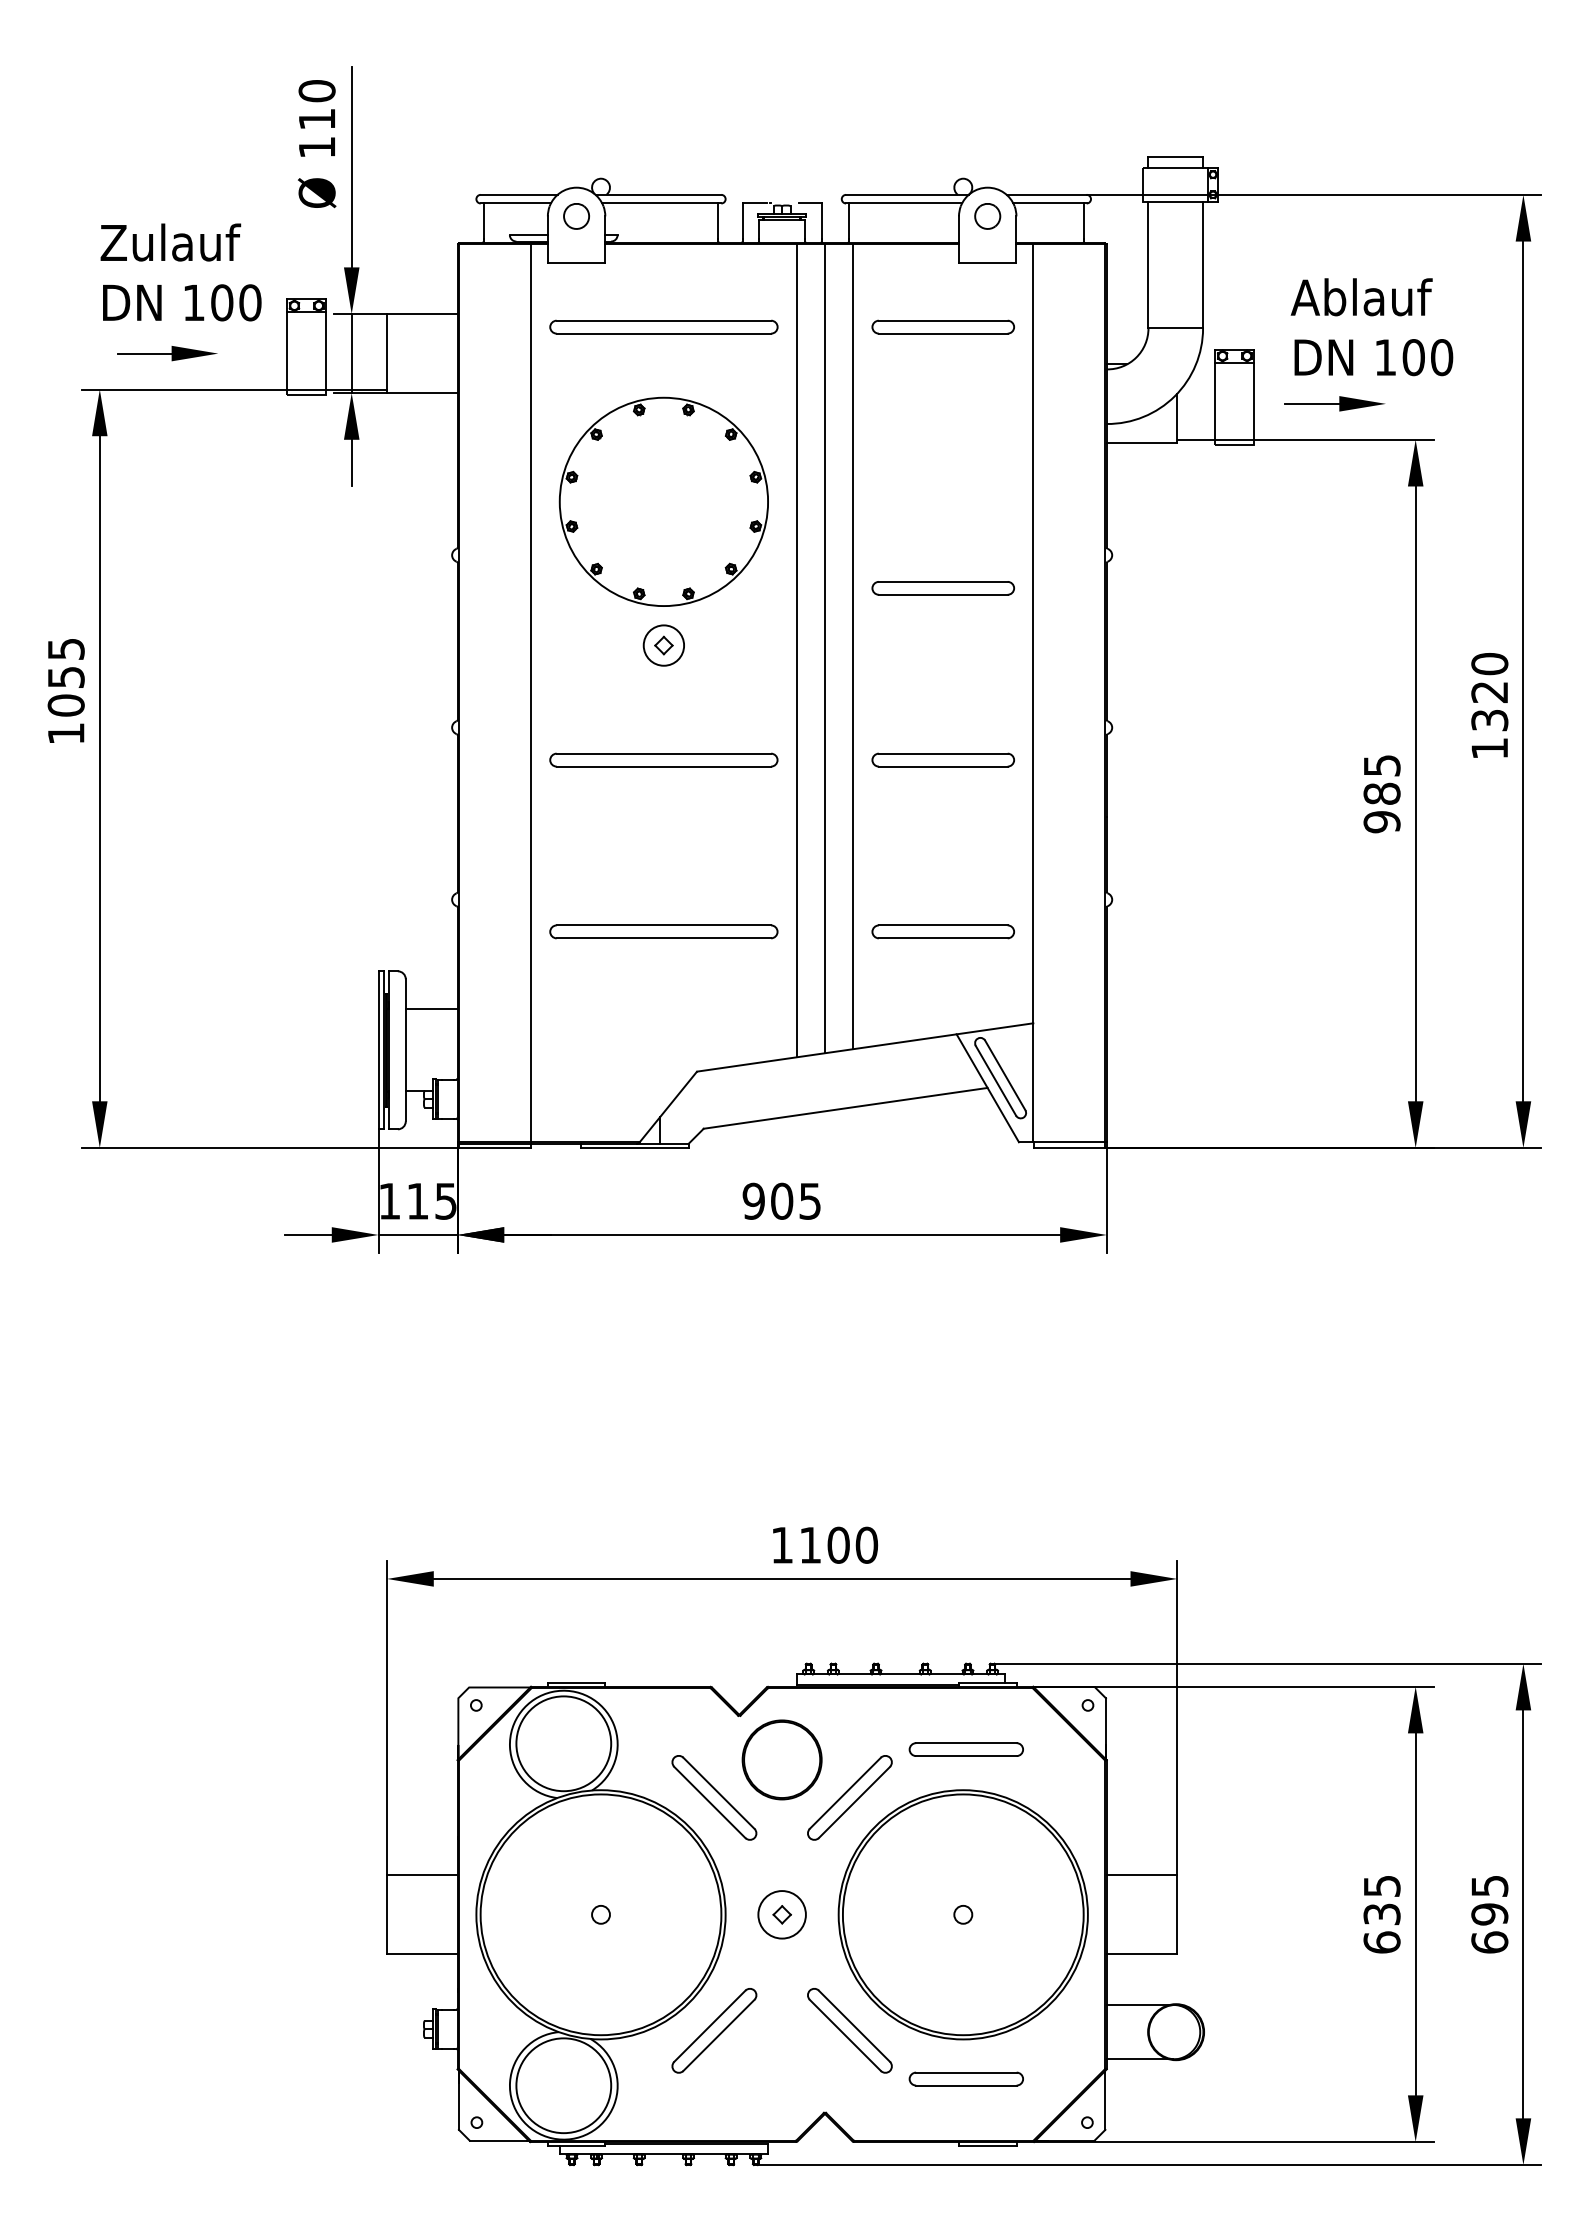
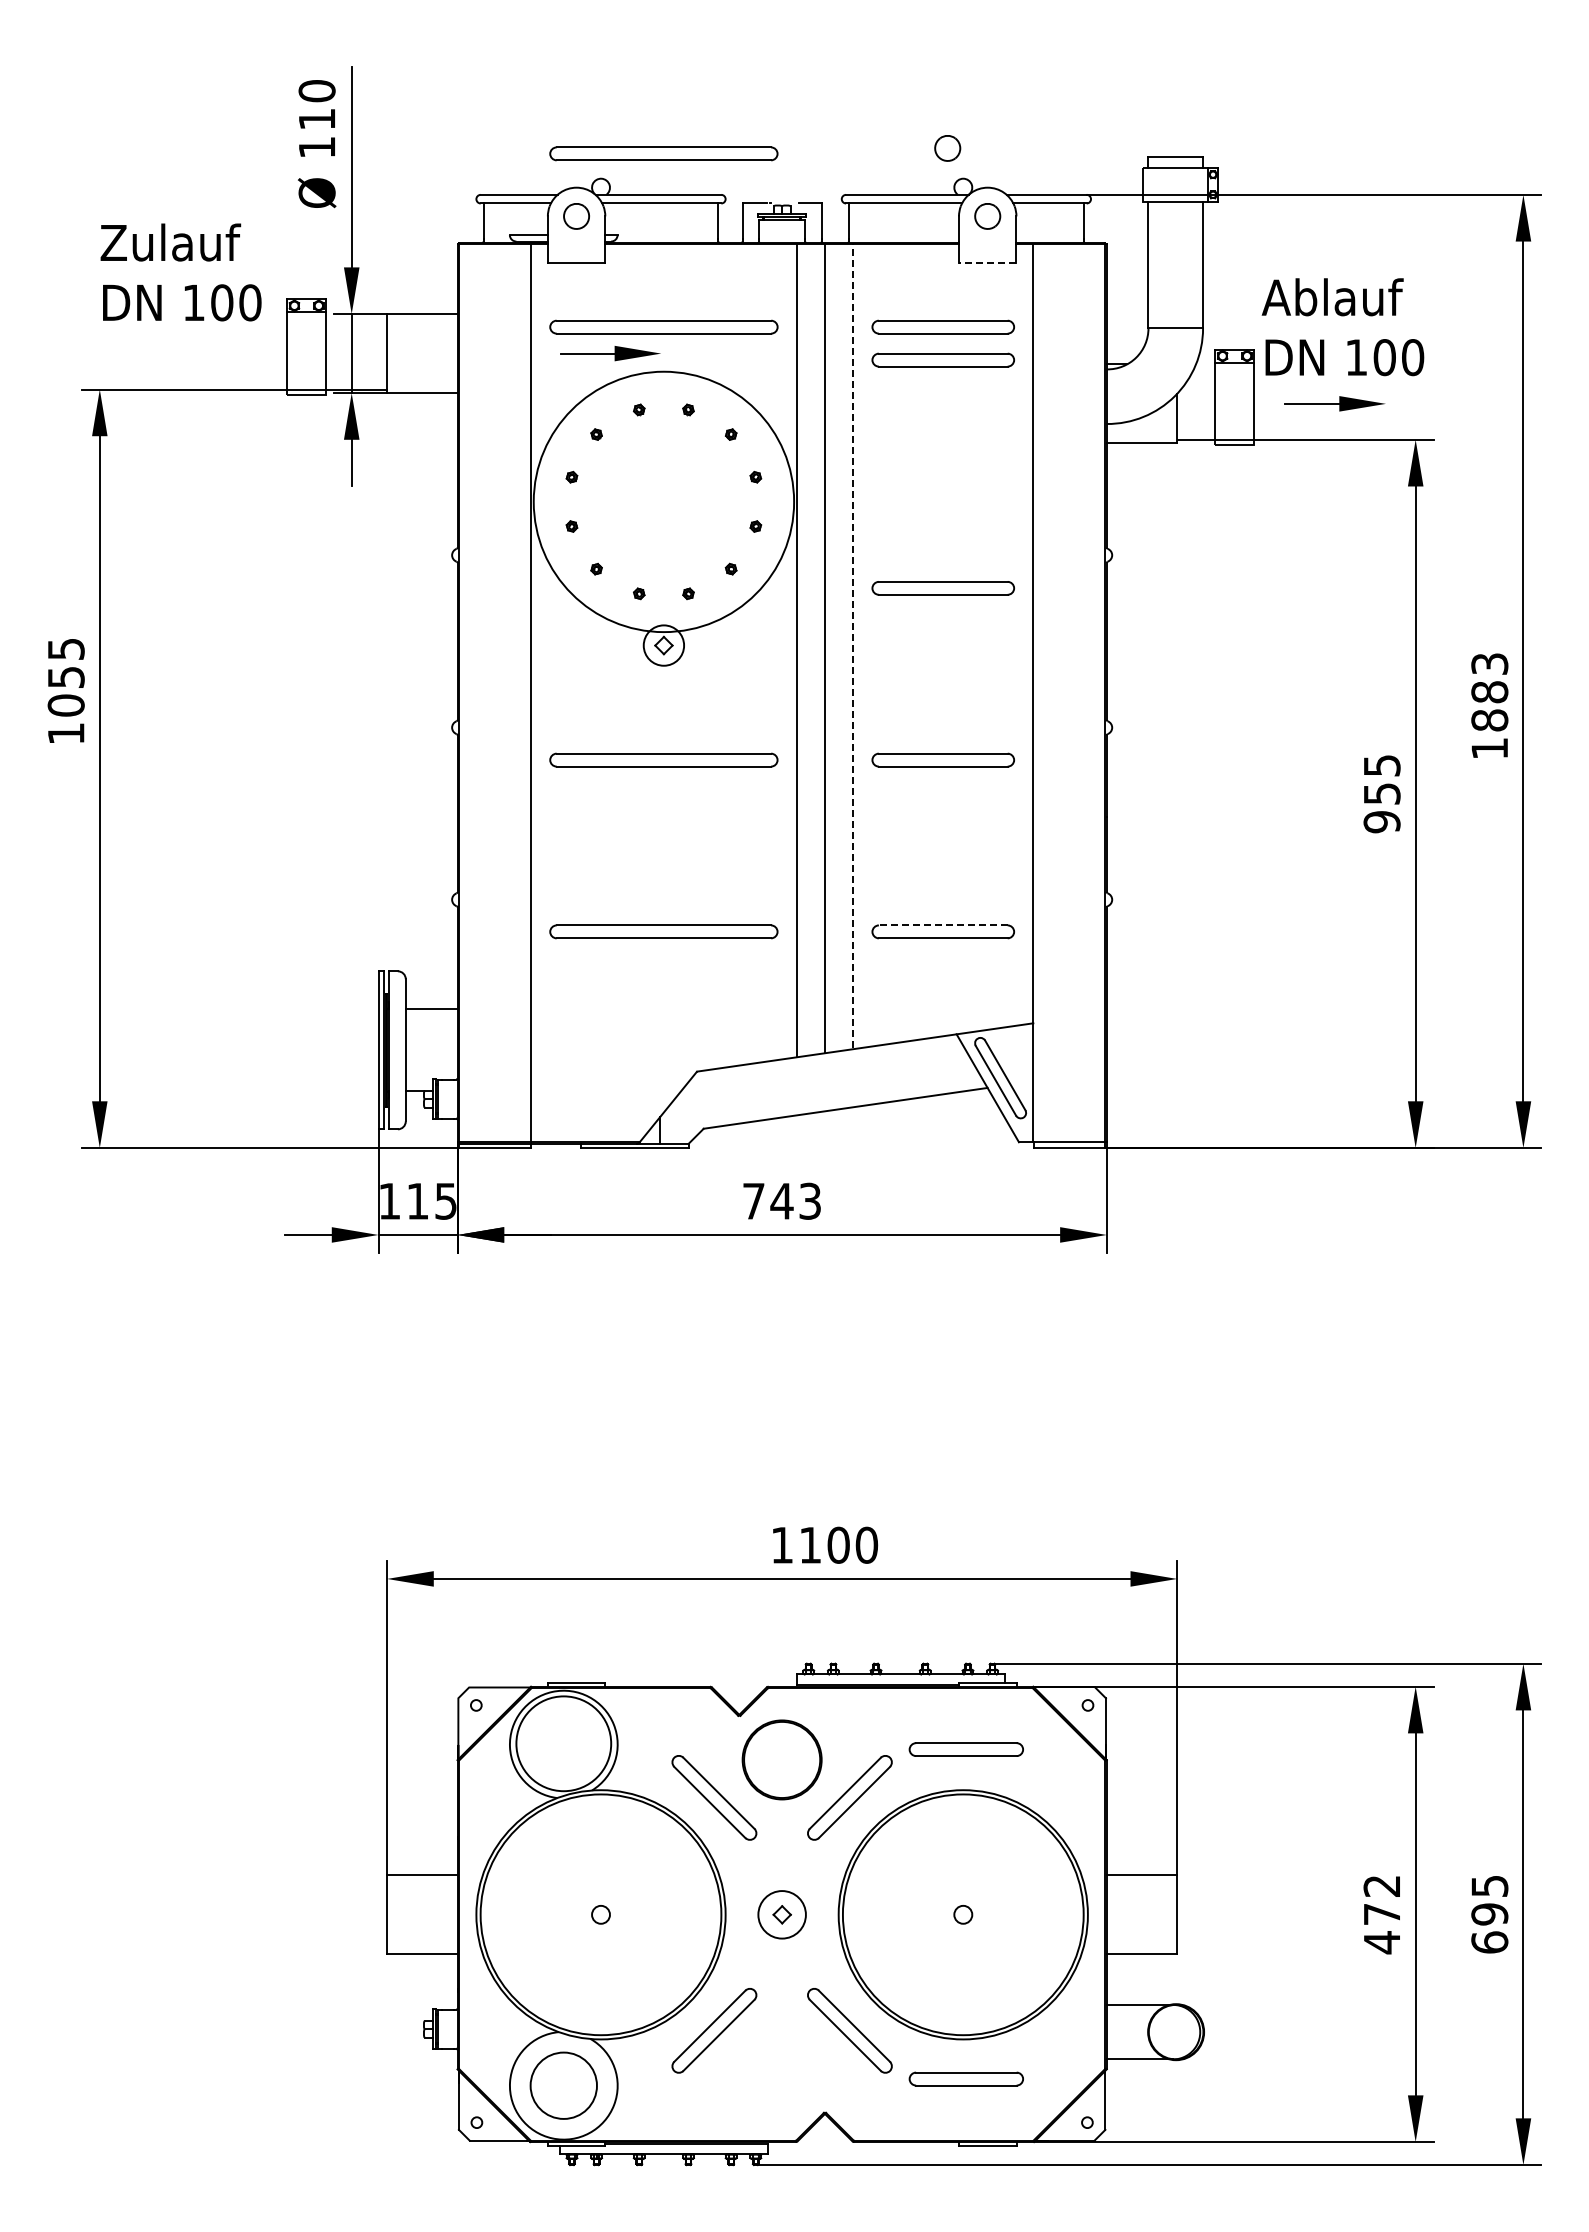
part: none -> present (947, 148)
part: none -> present (663, 153)
line: solid -> dashed (987, 263)
text position: (1371, 327) -> (1342, 327) (1342, 327)
part position: (167, 353) -> (610, 353) (610, 353)
part: none -> present (942, 359)
circle diameter: 208 px -> 260 px (663, 501)
line: solid -> dashed (853, 646)
text: 1320 -> 1883 (1489, 692)
text: 985 -> 955 (1381, 793)
line: solid -> dashed (942, 925)
text: 905 -> 743 (781, 1200)
text: 635 -> 472 (1381, 1915)
circle diameter: 95 px -> 66 px (563, 2085)
